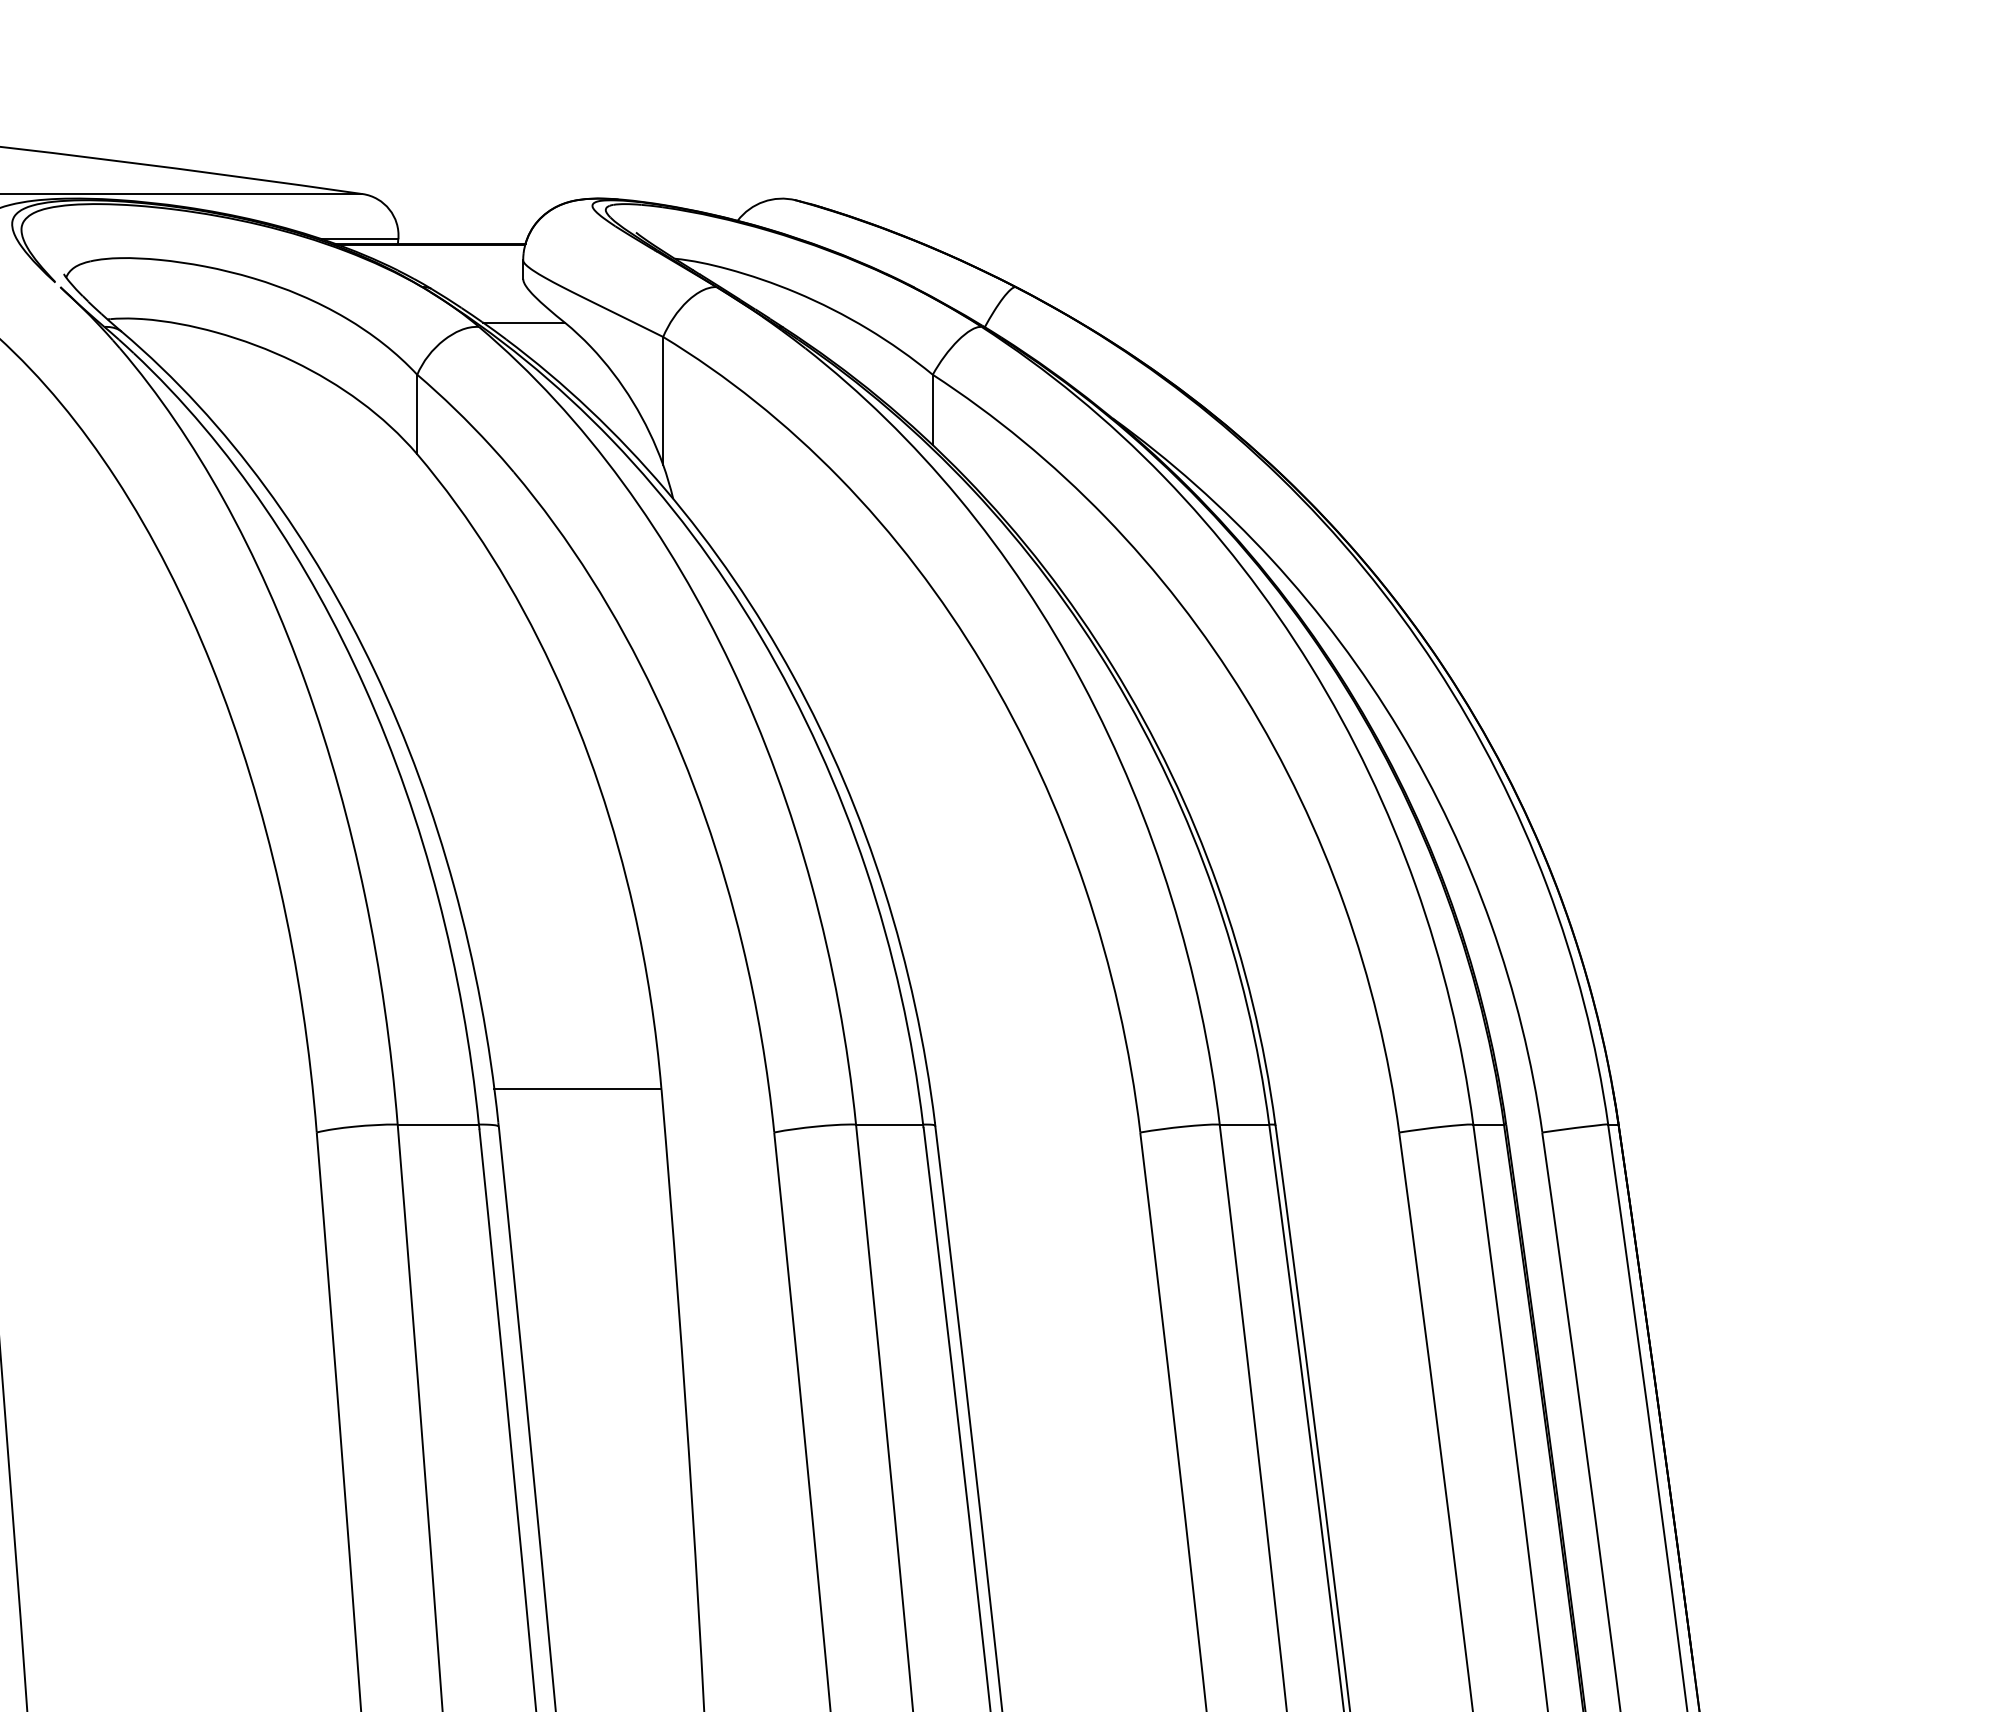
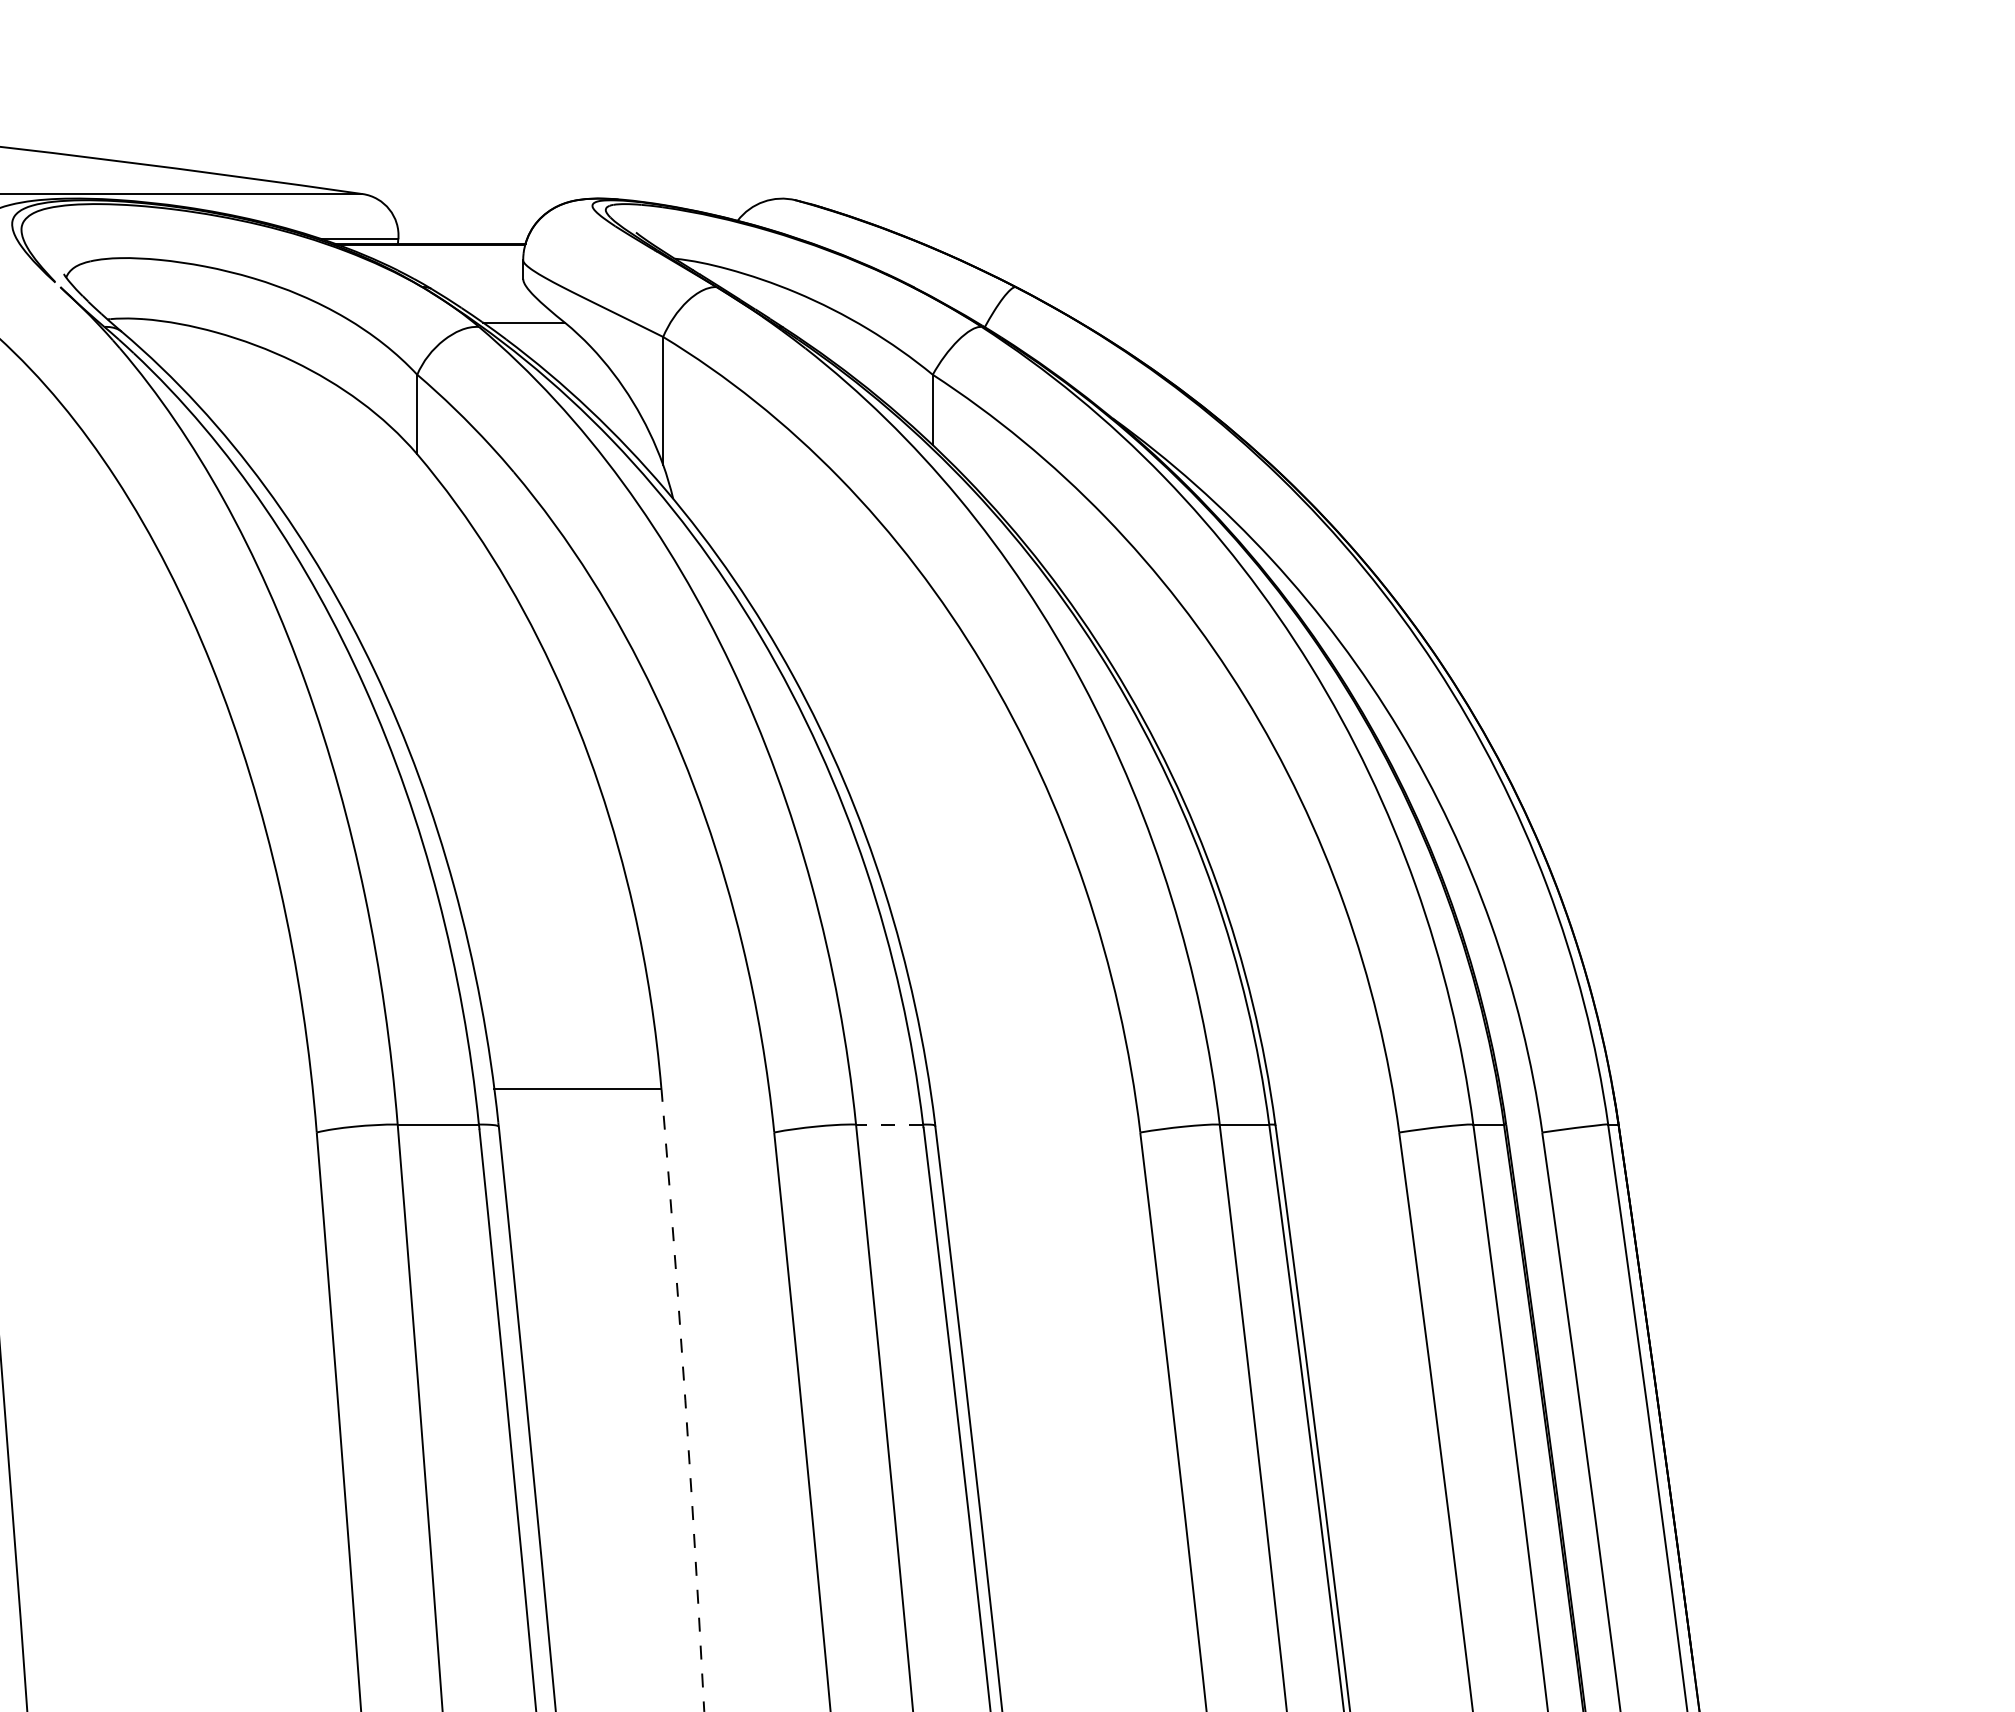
line: solid -> dashed (889, 1124)
arc: solid -> dashed (685, 1400)
